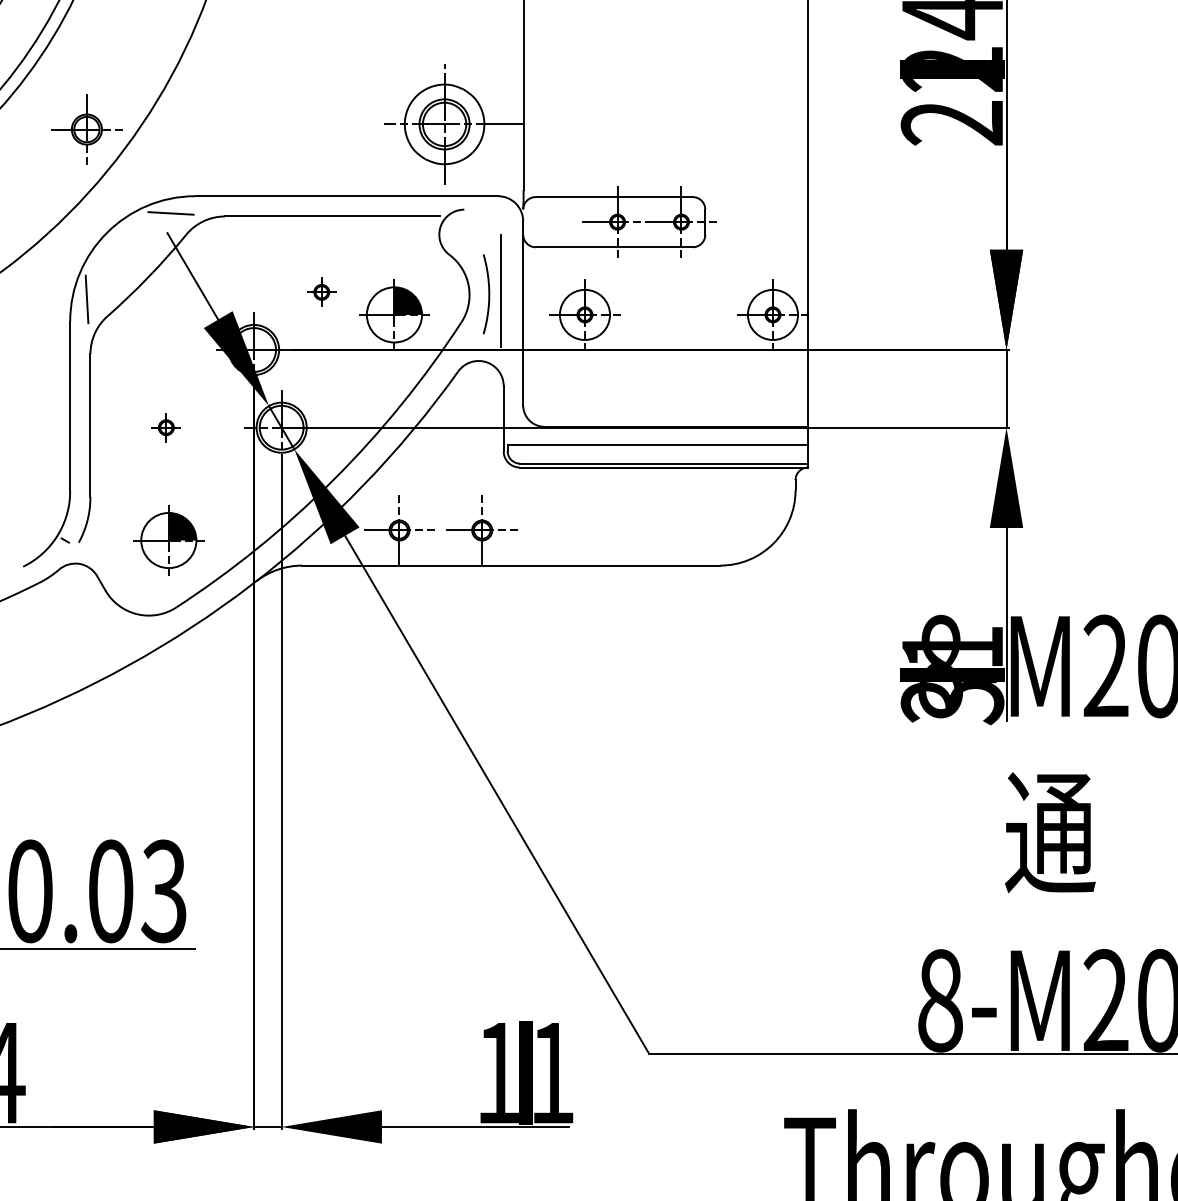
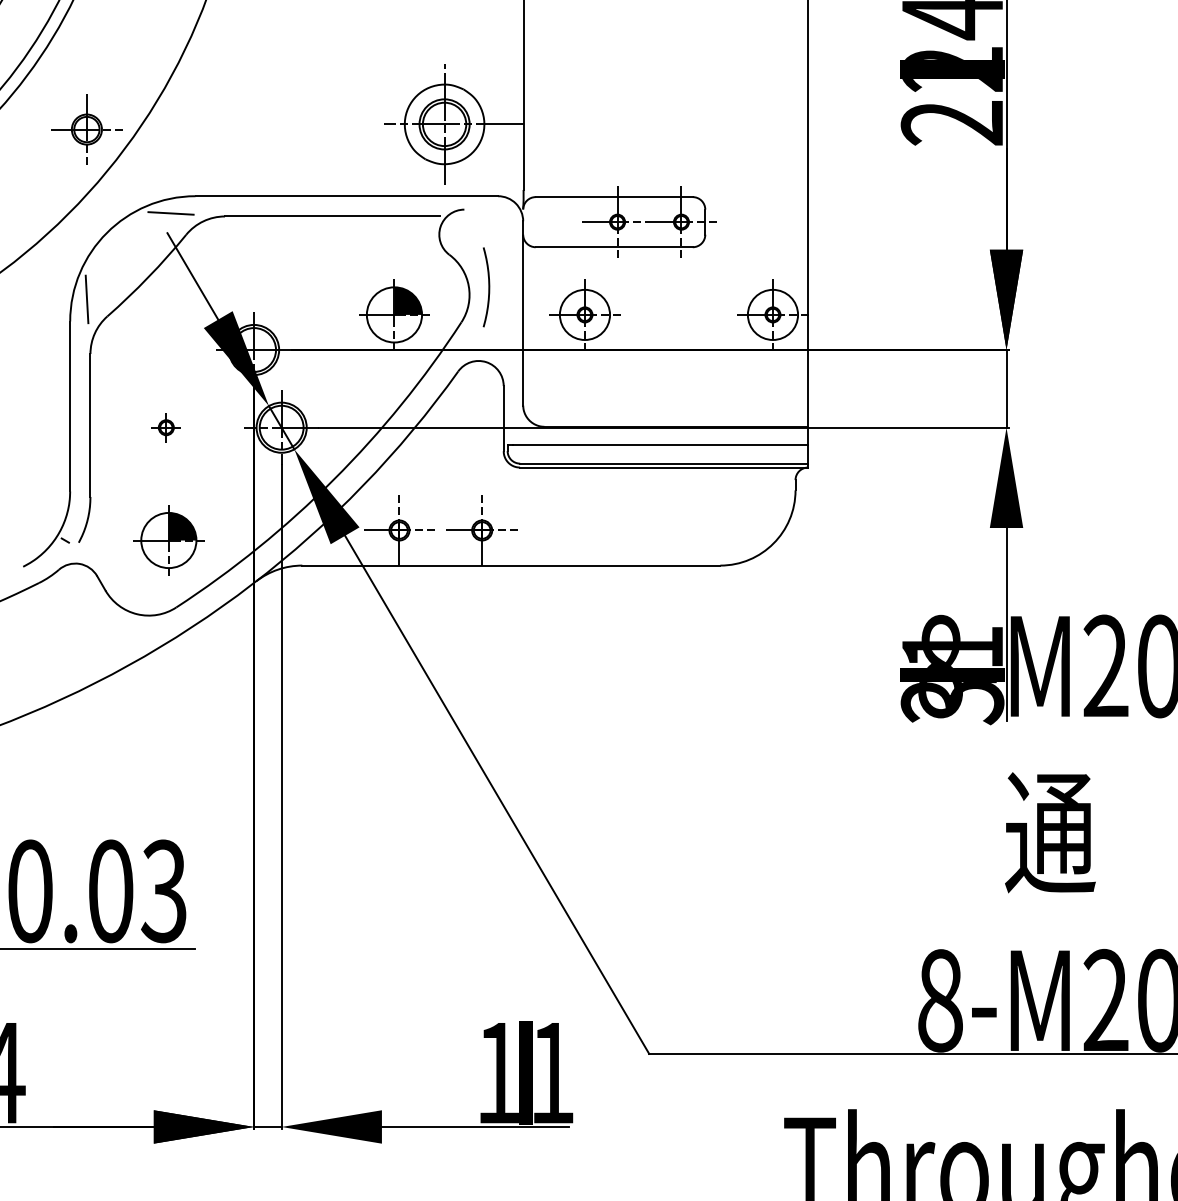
part: present -> none (321, 291)
line: present -> none (501, 291)
curve position: (488, 294) -> (488, 287) (488, 287)
